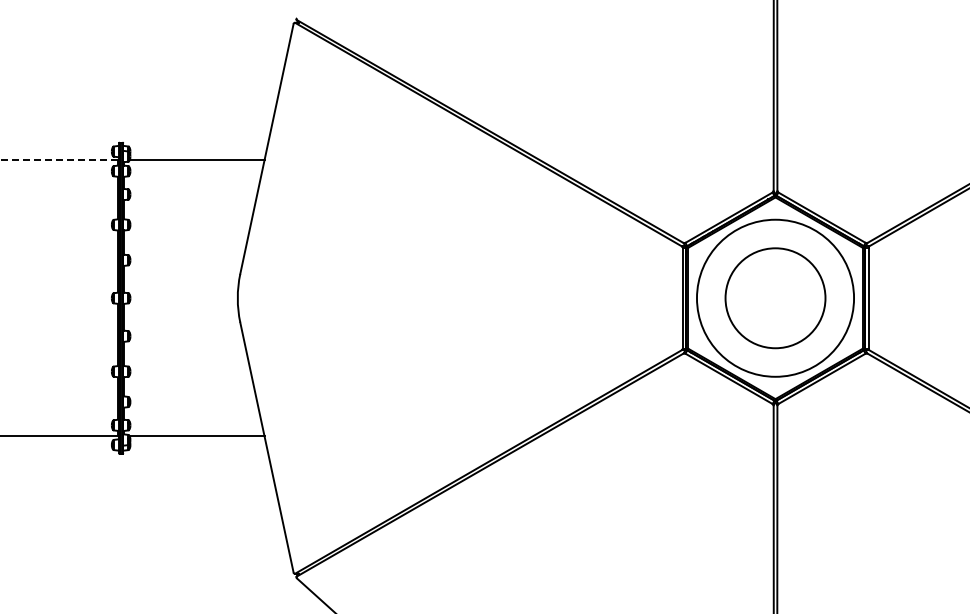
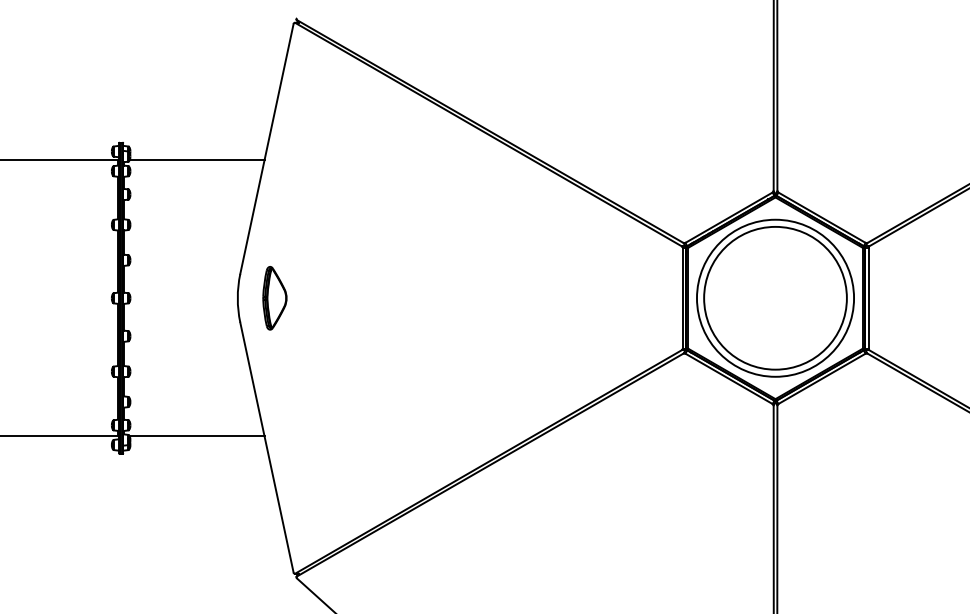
line: dashed -> solid (59, 160)
part: none -> present (274, 298)
circle diameter: 100 px -> 143 px (775, 297)
